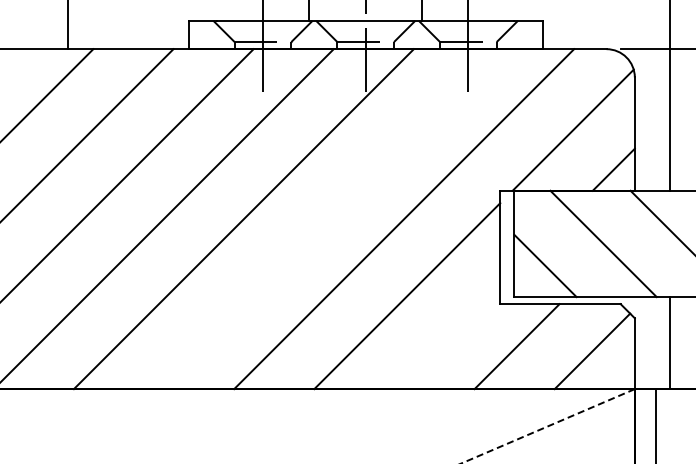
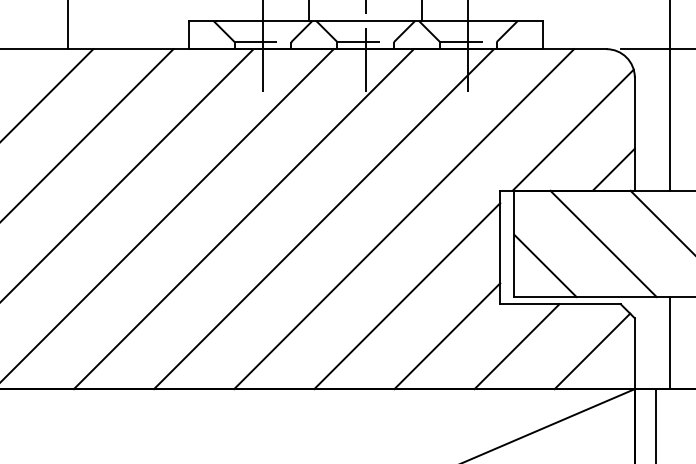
line: none -> present (324, 219)
line: none -> present (447, 336)
line: dashed -> solid (547, 426)
